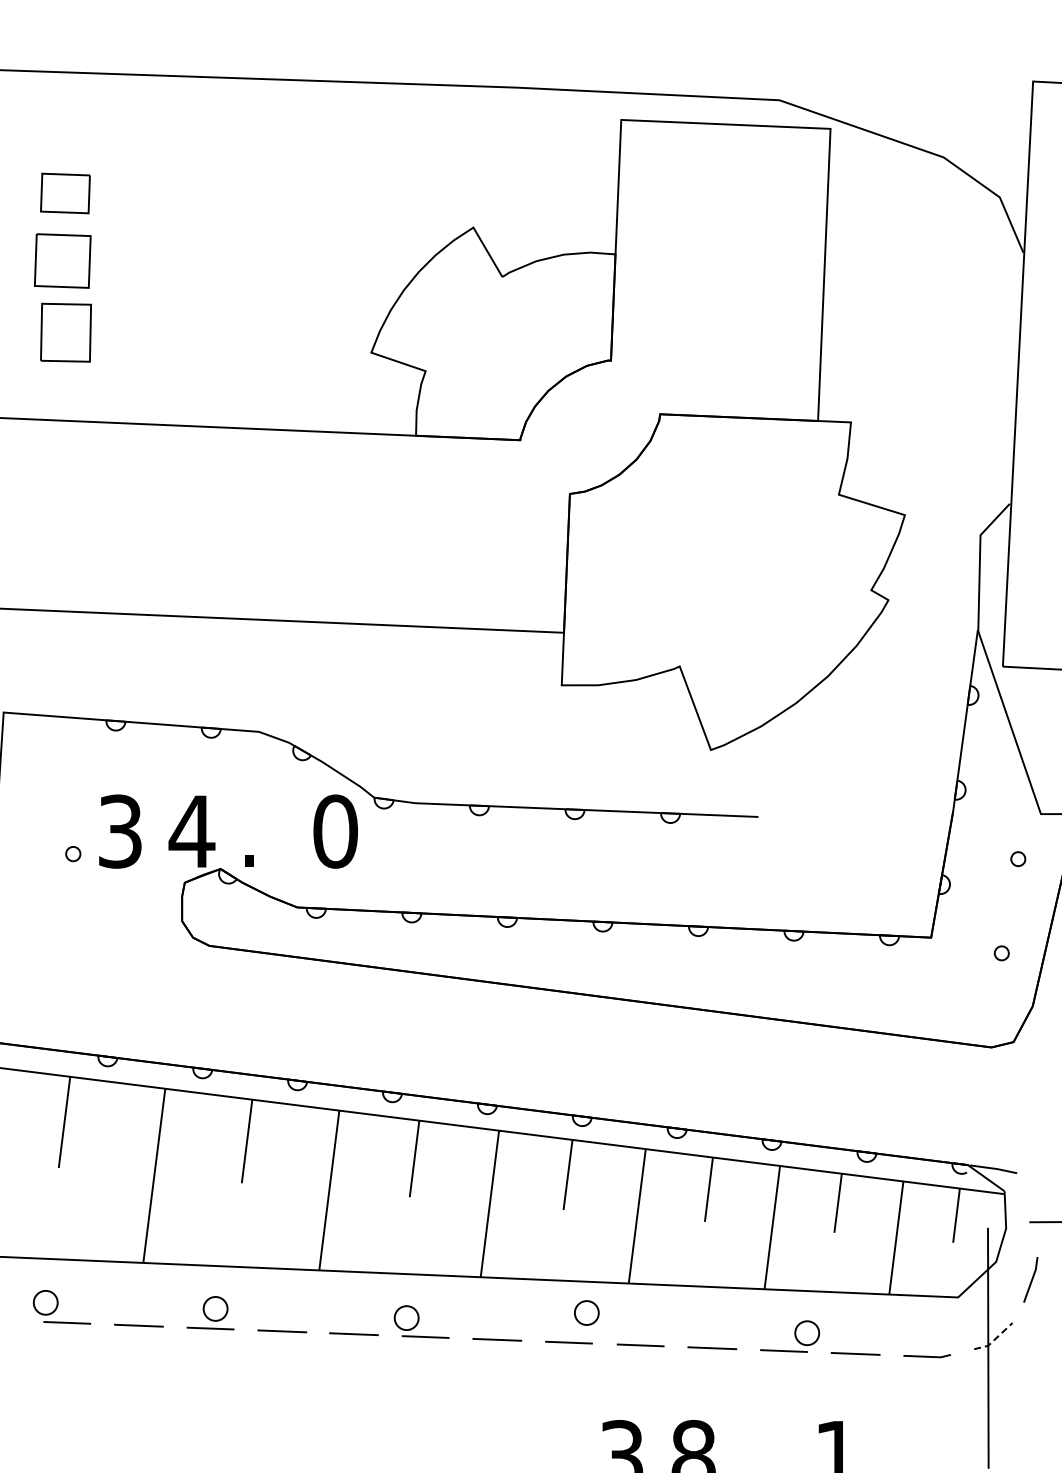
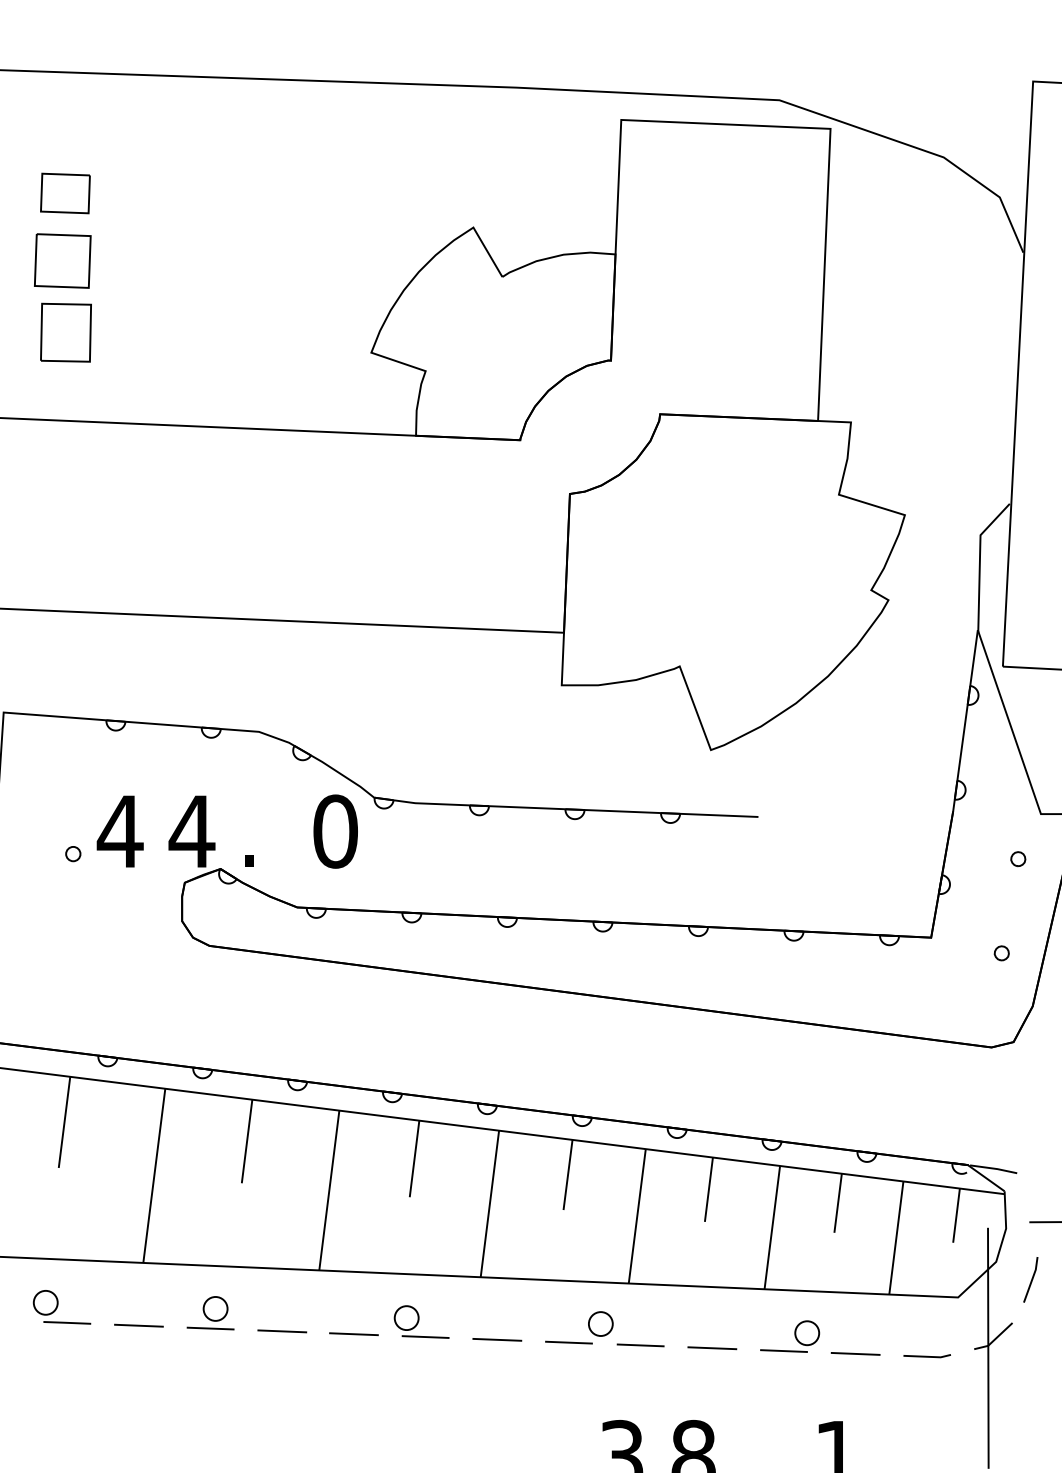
text: 3 -> 4 (119, 831)
circle position: (586, 1312) -> (600, 1323) (600, 1323)
line: dashed -> solid (994, 1339)
